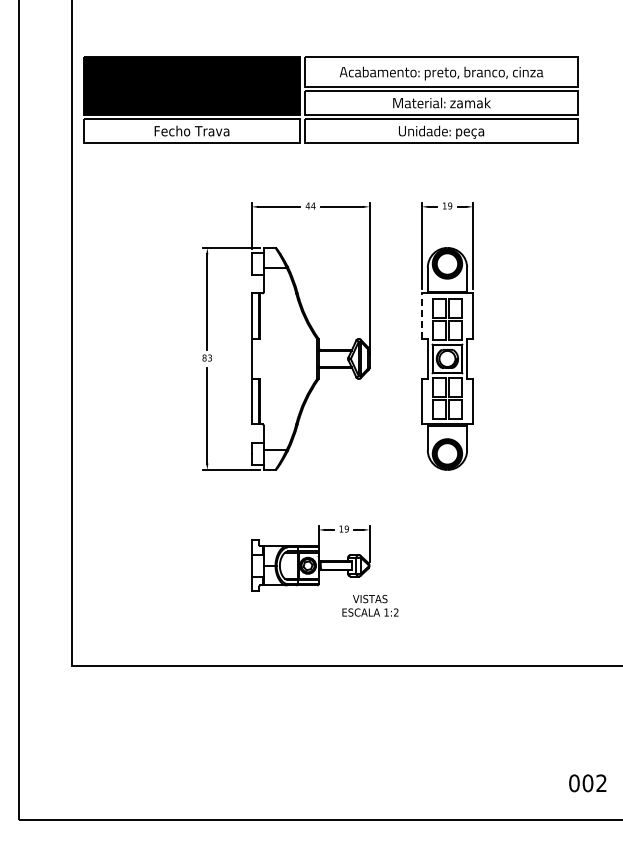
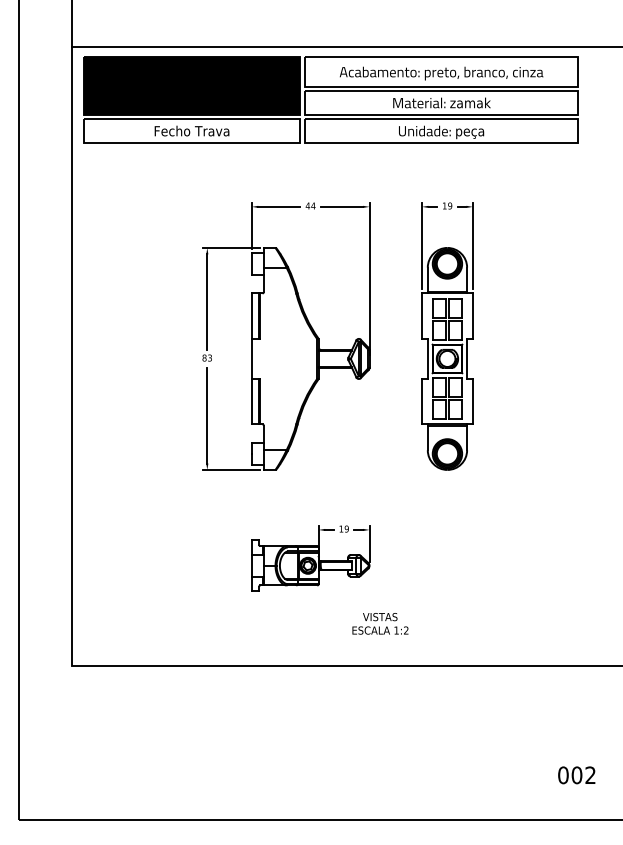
line: none -> present (345, 46)
line: dashed -> solid (422, 316)
text position: (370, 605) -> (380, 623) (380, 623)
text position: (587, 783) -> (576, 775) (576, 775)
